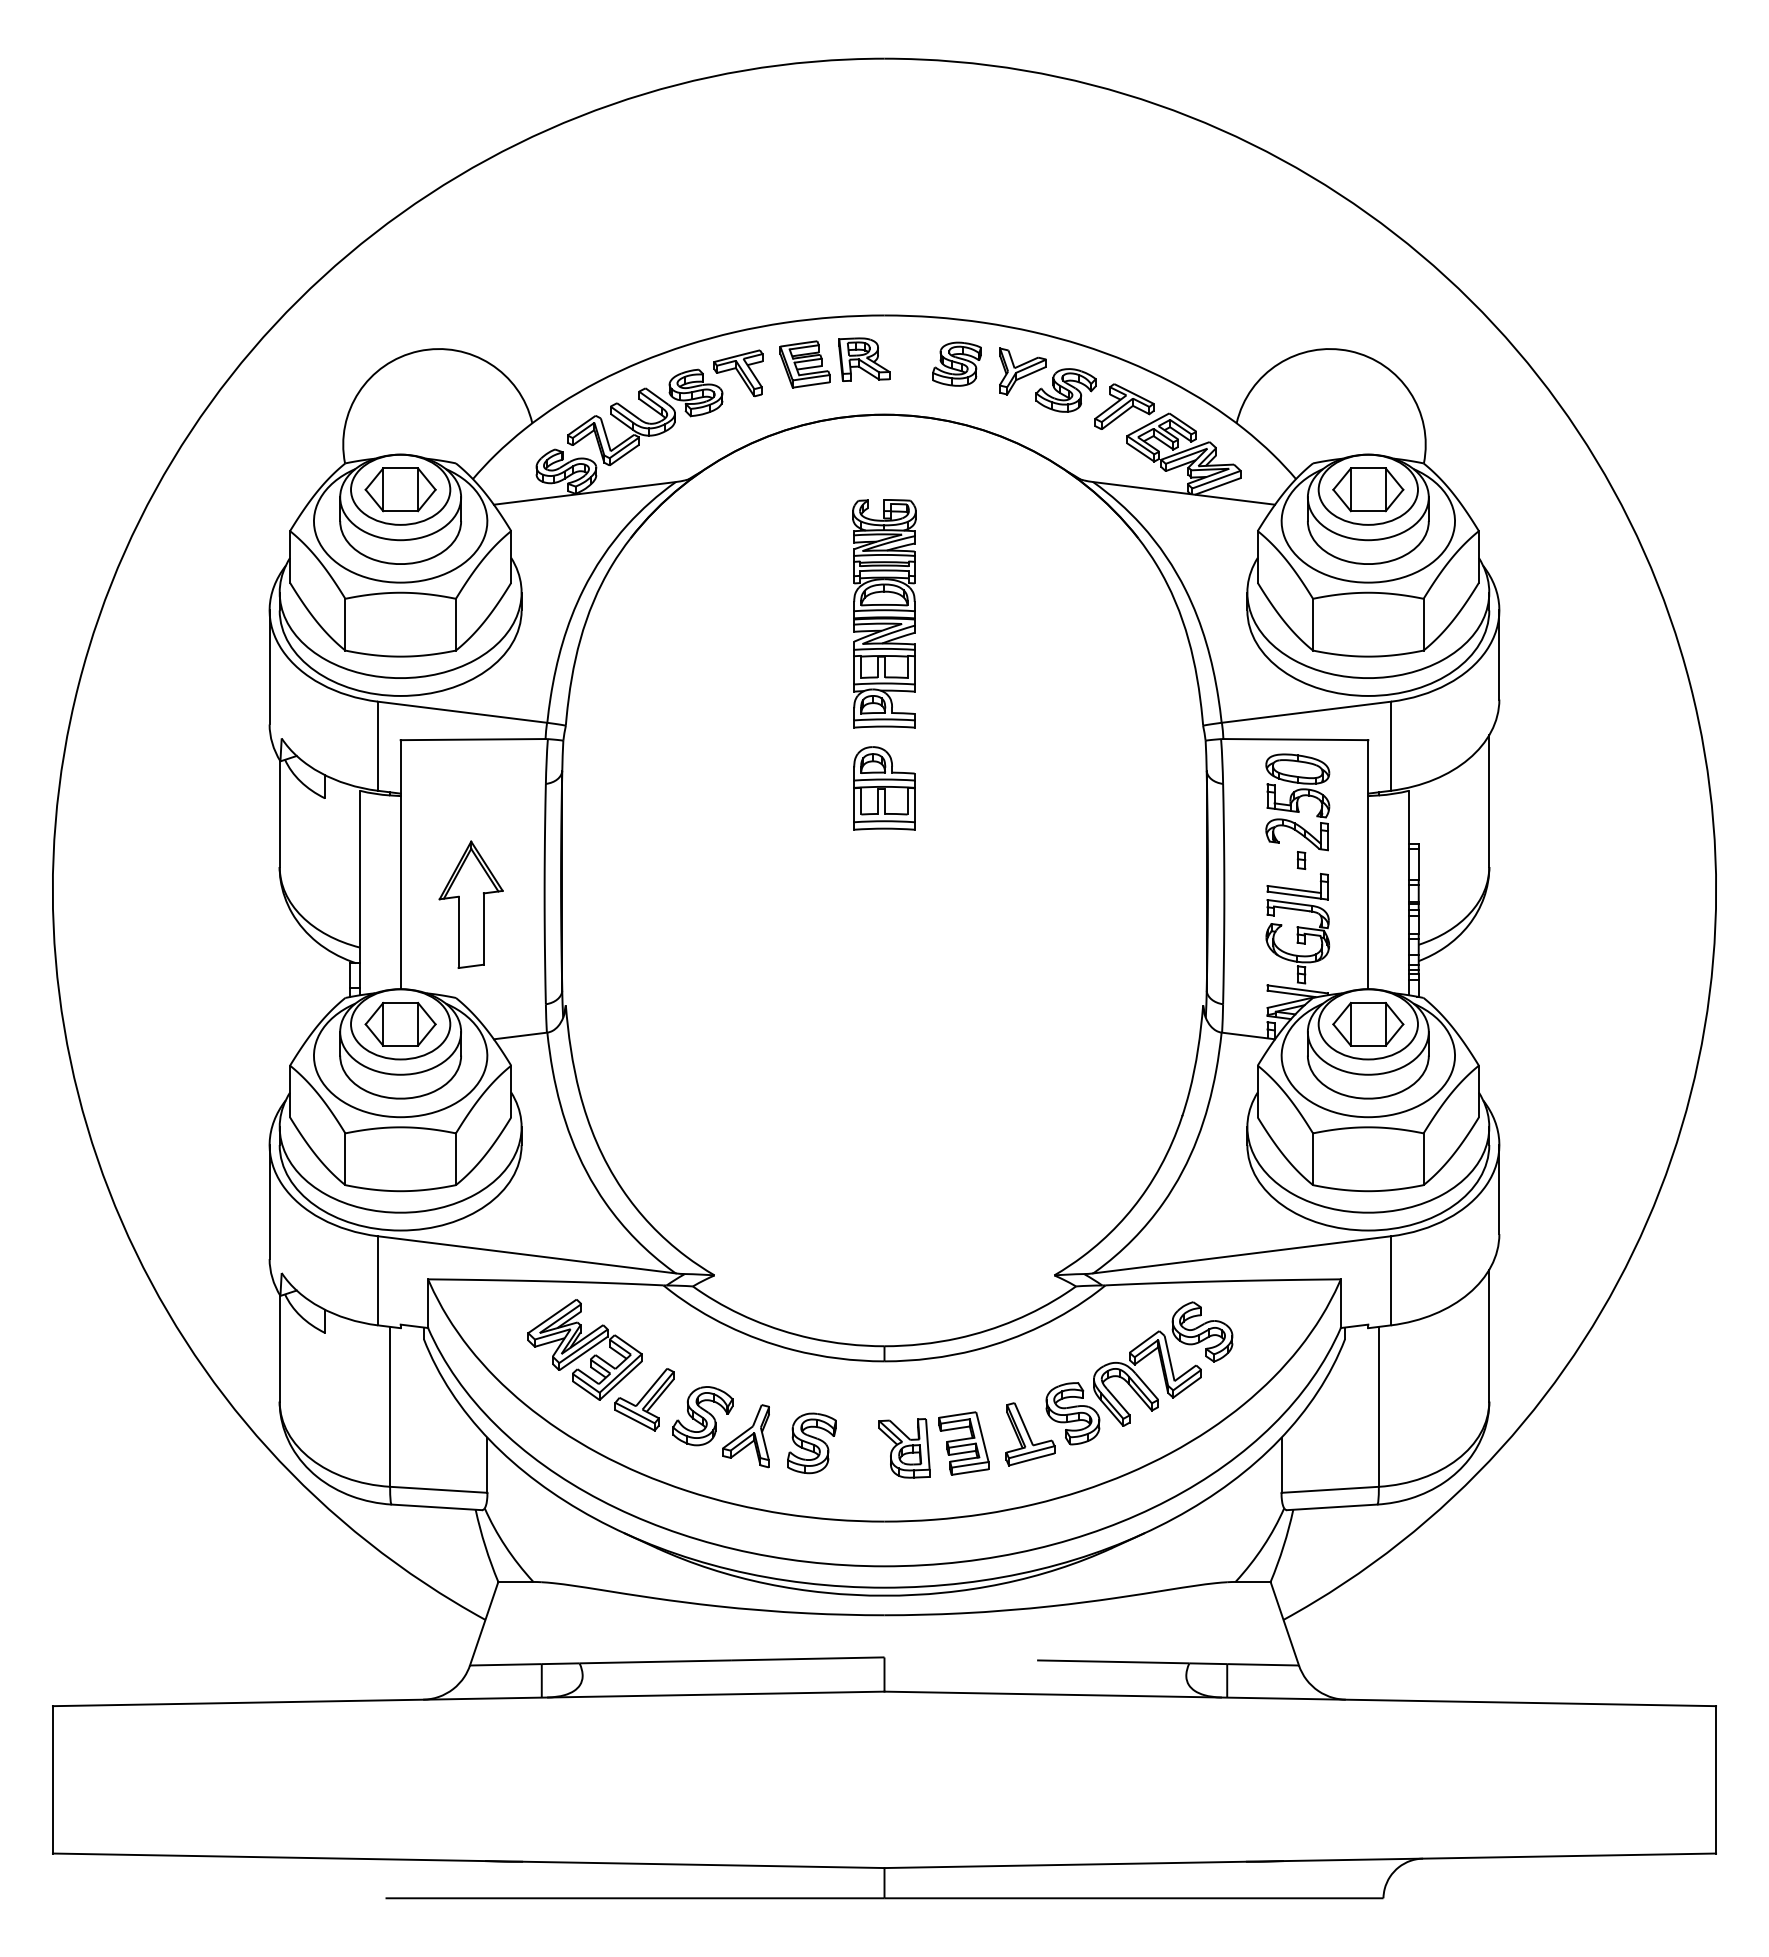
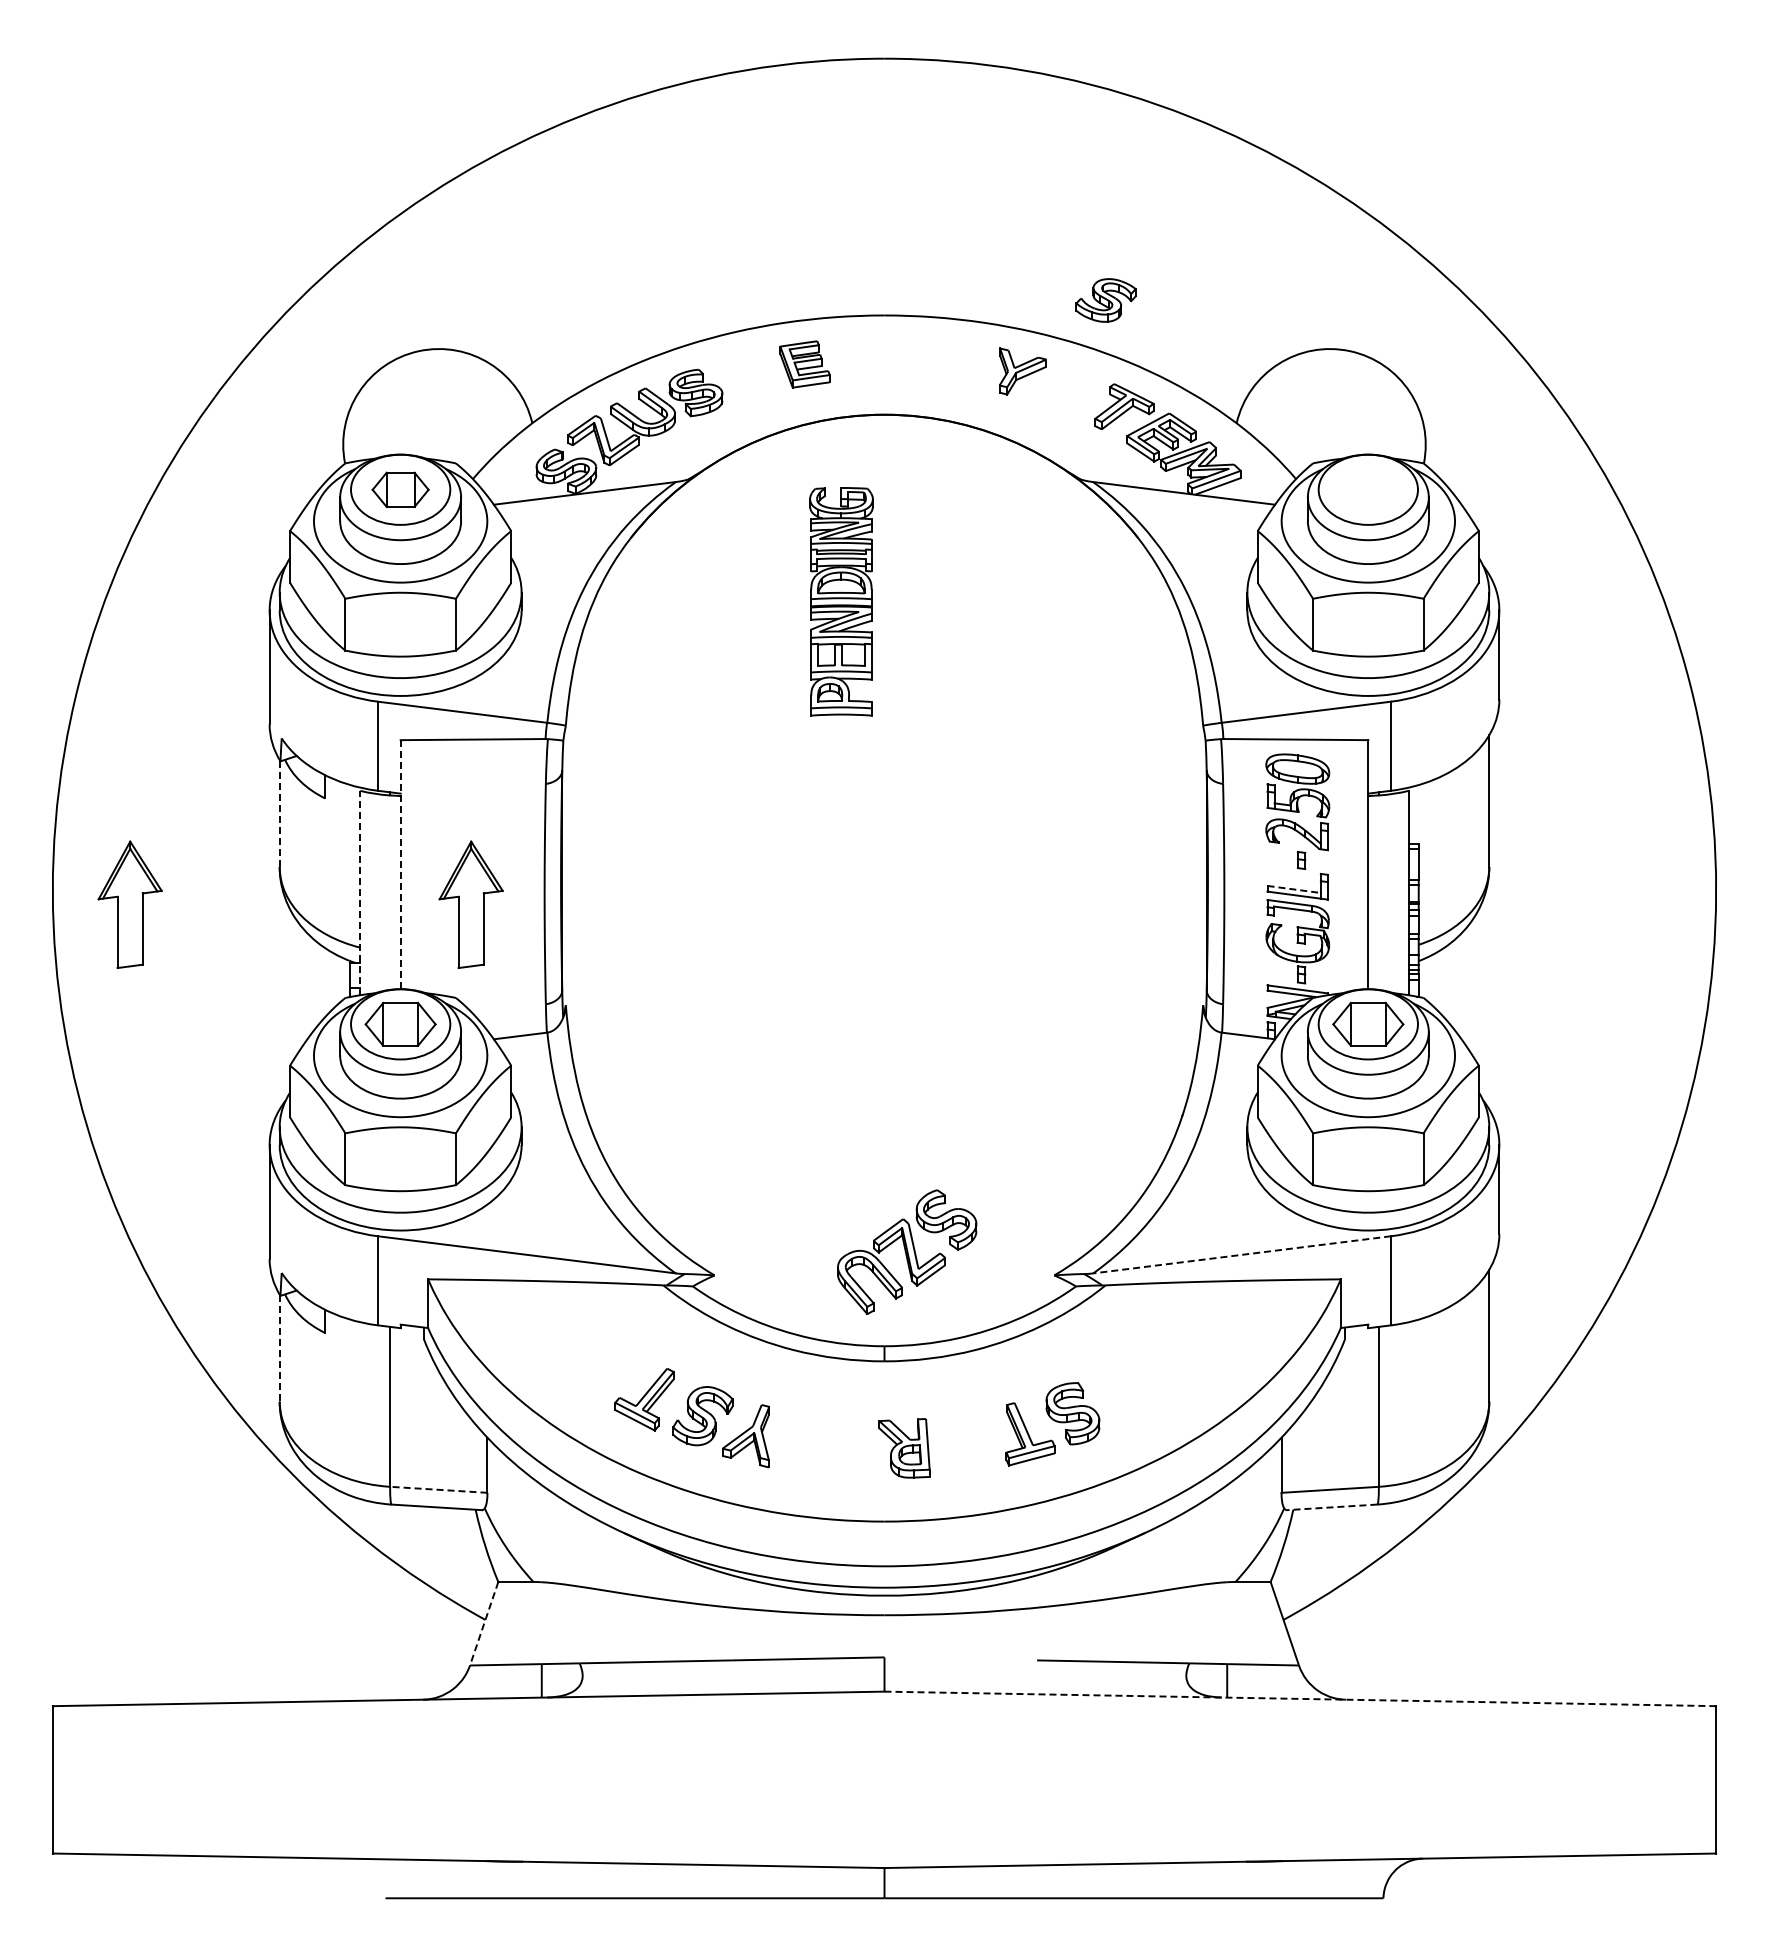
part: present -> none (864, 359)
part: present -> none (956, 363)
part: present -> none (738, 373)
part position: (1065, 390) -> (1105, 300) (1105, 300)
part size: 73x46 px -> 59x37 px (400, 489)
part: present -> none (1368, 489)
part position: (884, 613) -> (841, 601) (841, 601)
part: present -> none (884, 788)
line: solid -> dashed (279, 813)
line: solid -> dashed (400, 864)
line: solid -> dashed (1294, 889)
line: solid -> dashed (360, 892)
part: none -> present (129, 904)
line: solid -> dashed (1241, 1254)
line: solid -> dashed (279, 1348)
part: present -> none (584, 1349)
part position: (1163, 1363) -> (907, 1251) (907, 1251)
part: present -> none (811, 1443)
part: present -> none (963, 1443)
line: solid -> dashed (438, 1489)
line: solid -> dashed (1331, 1507)
line: solid -> dashed (484, 1624)
line: solid -> dashed (1300, 1698)
